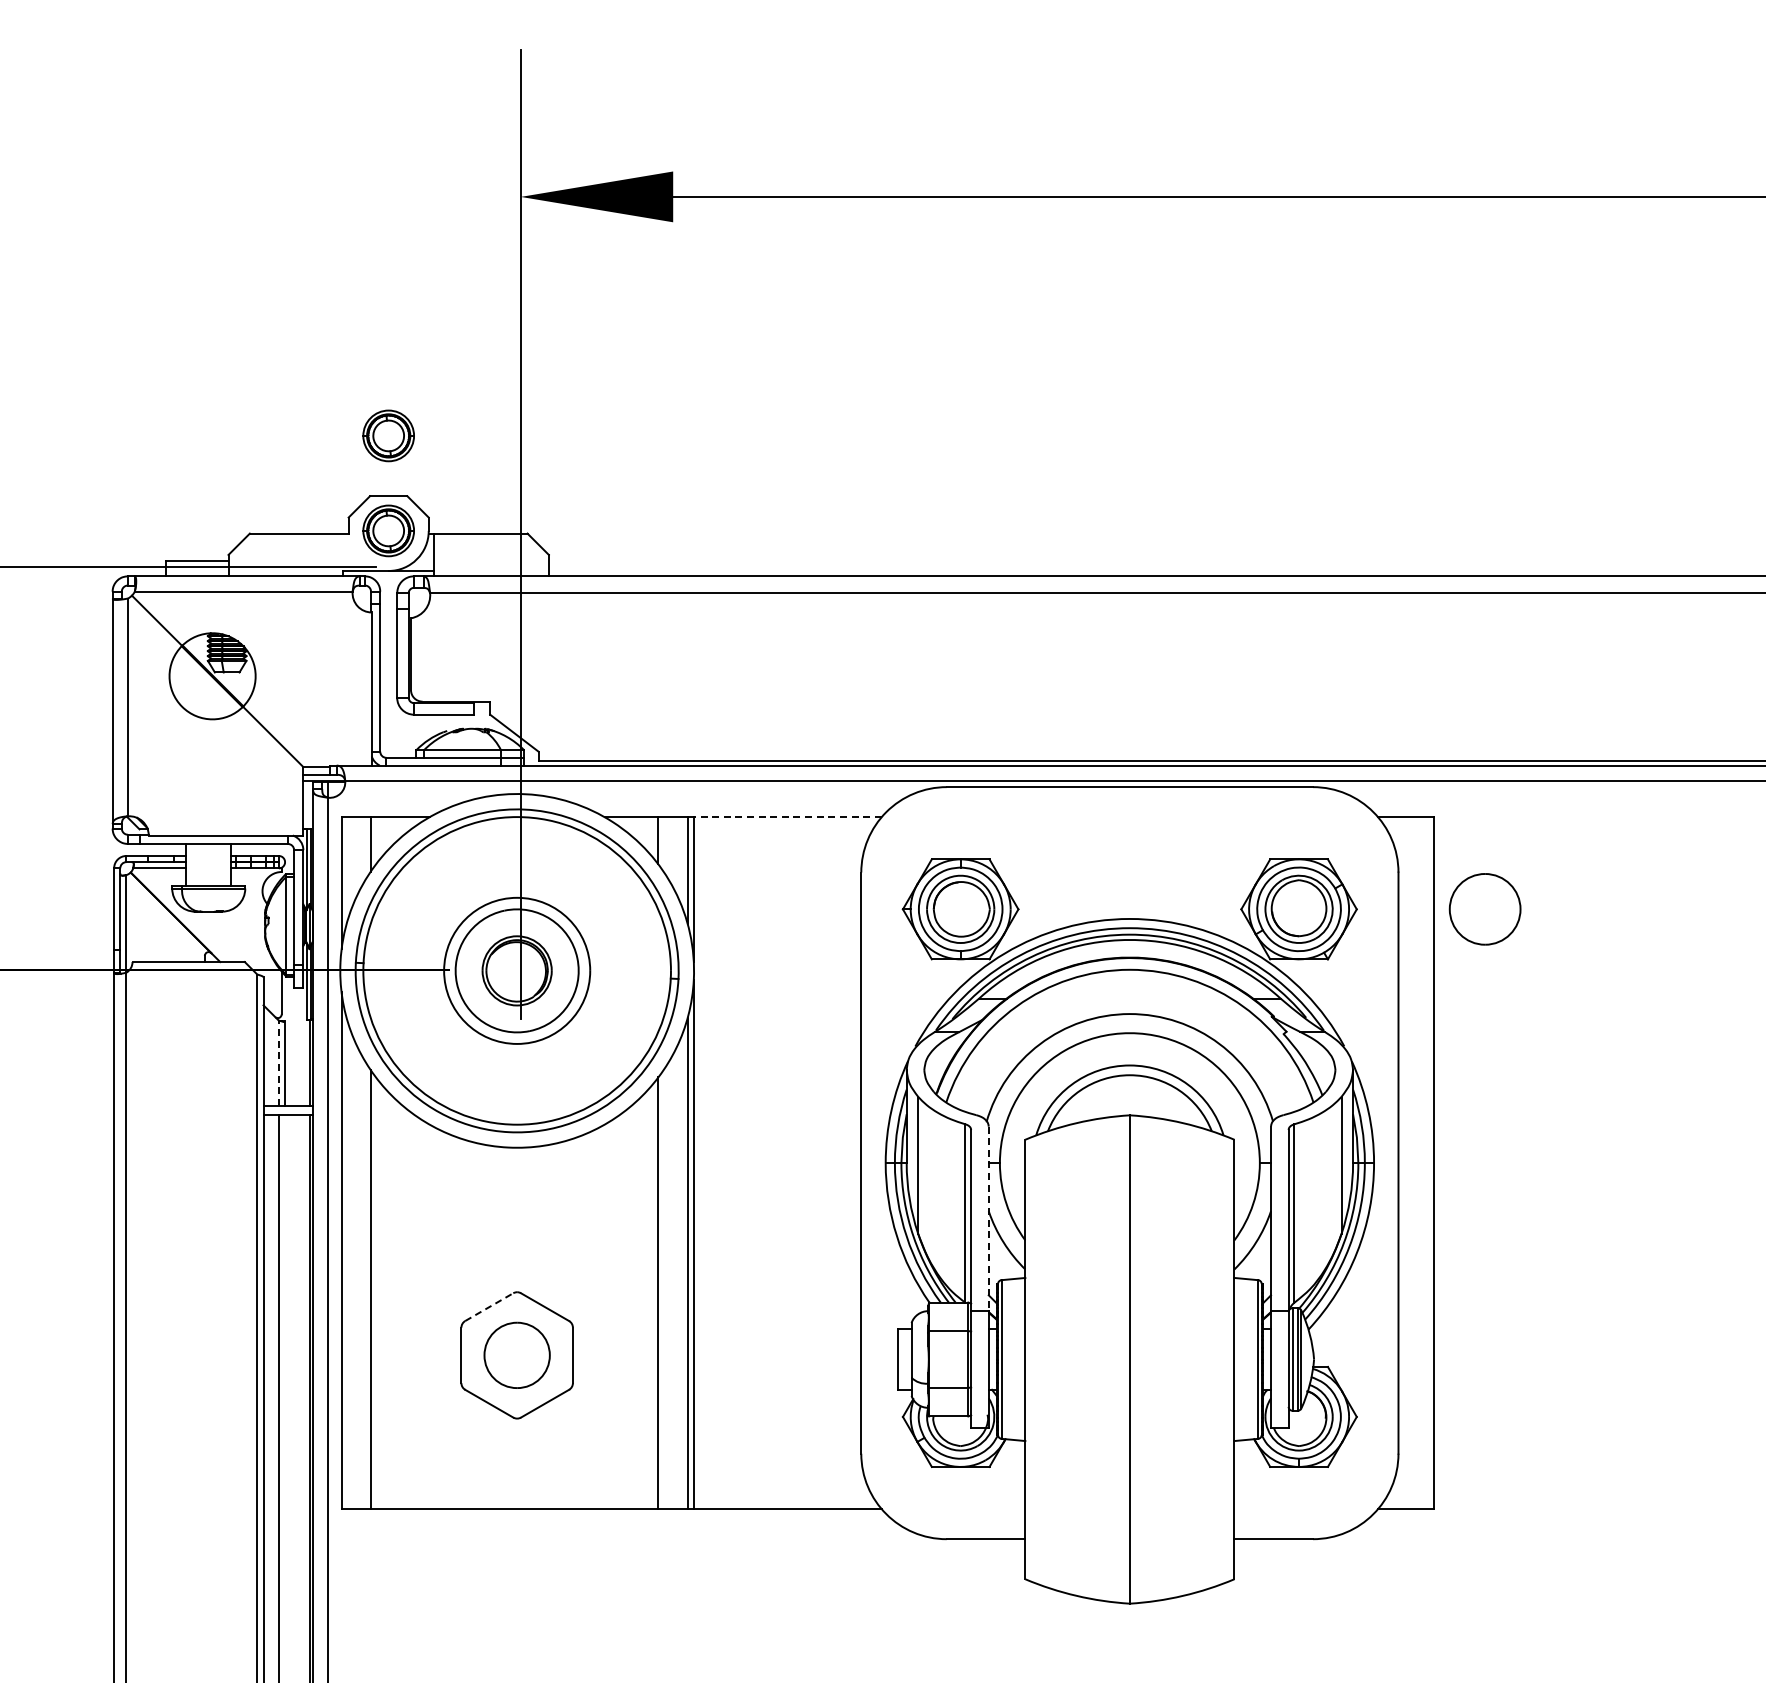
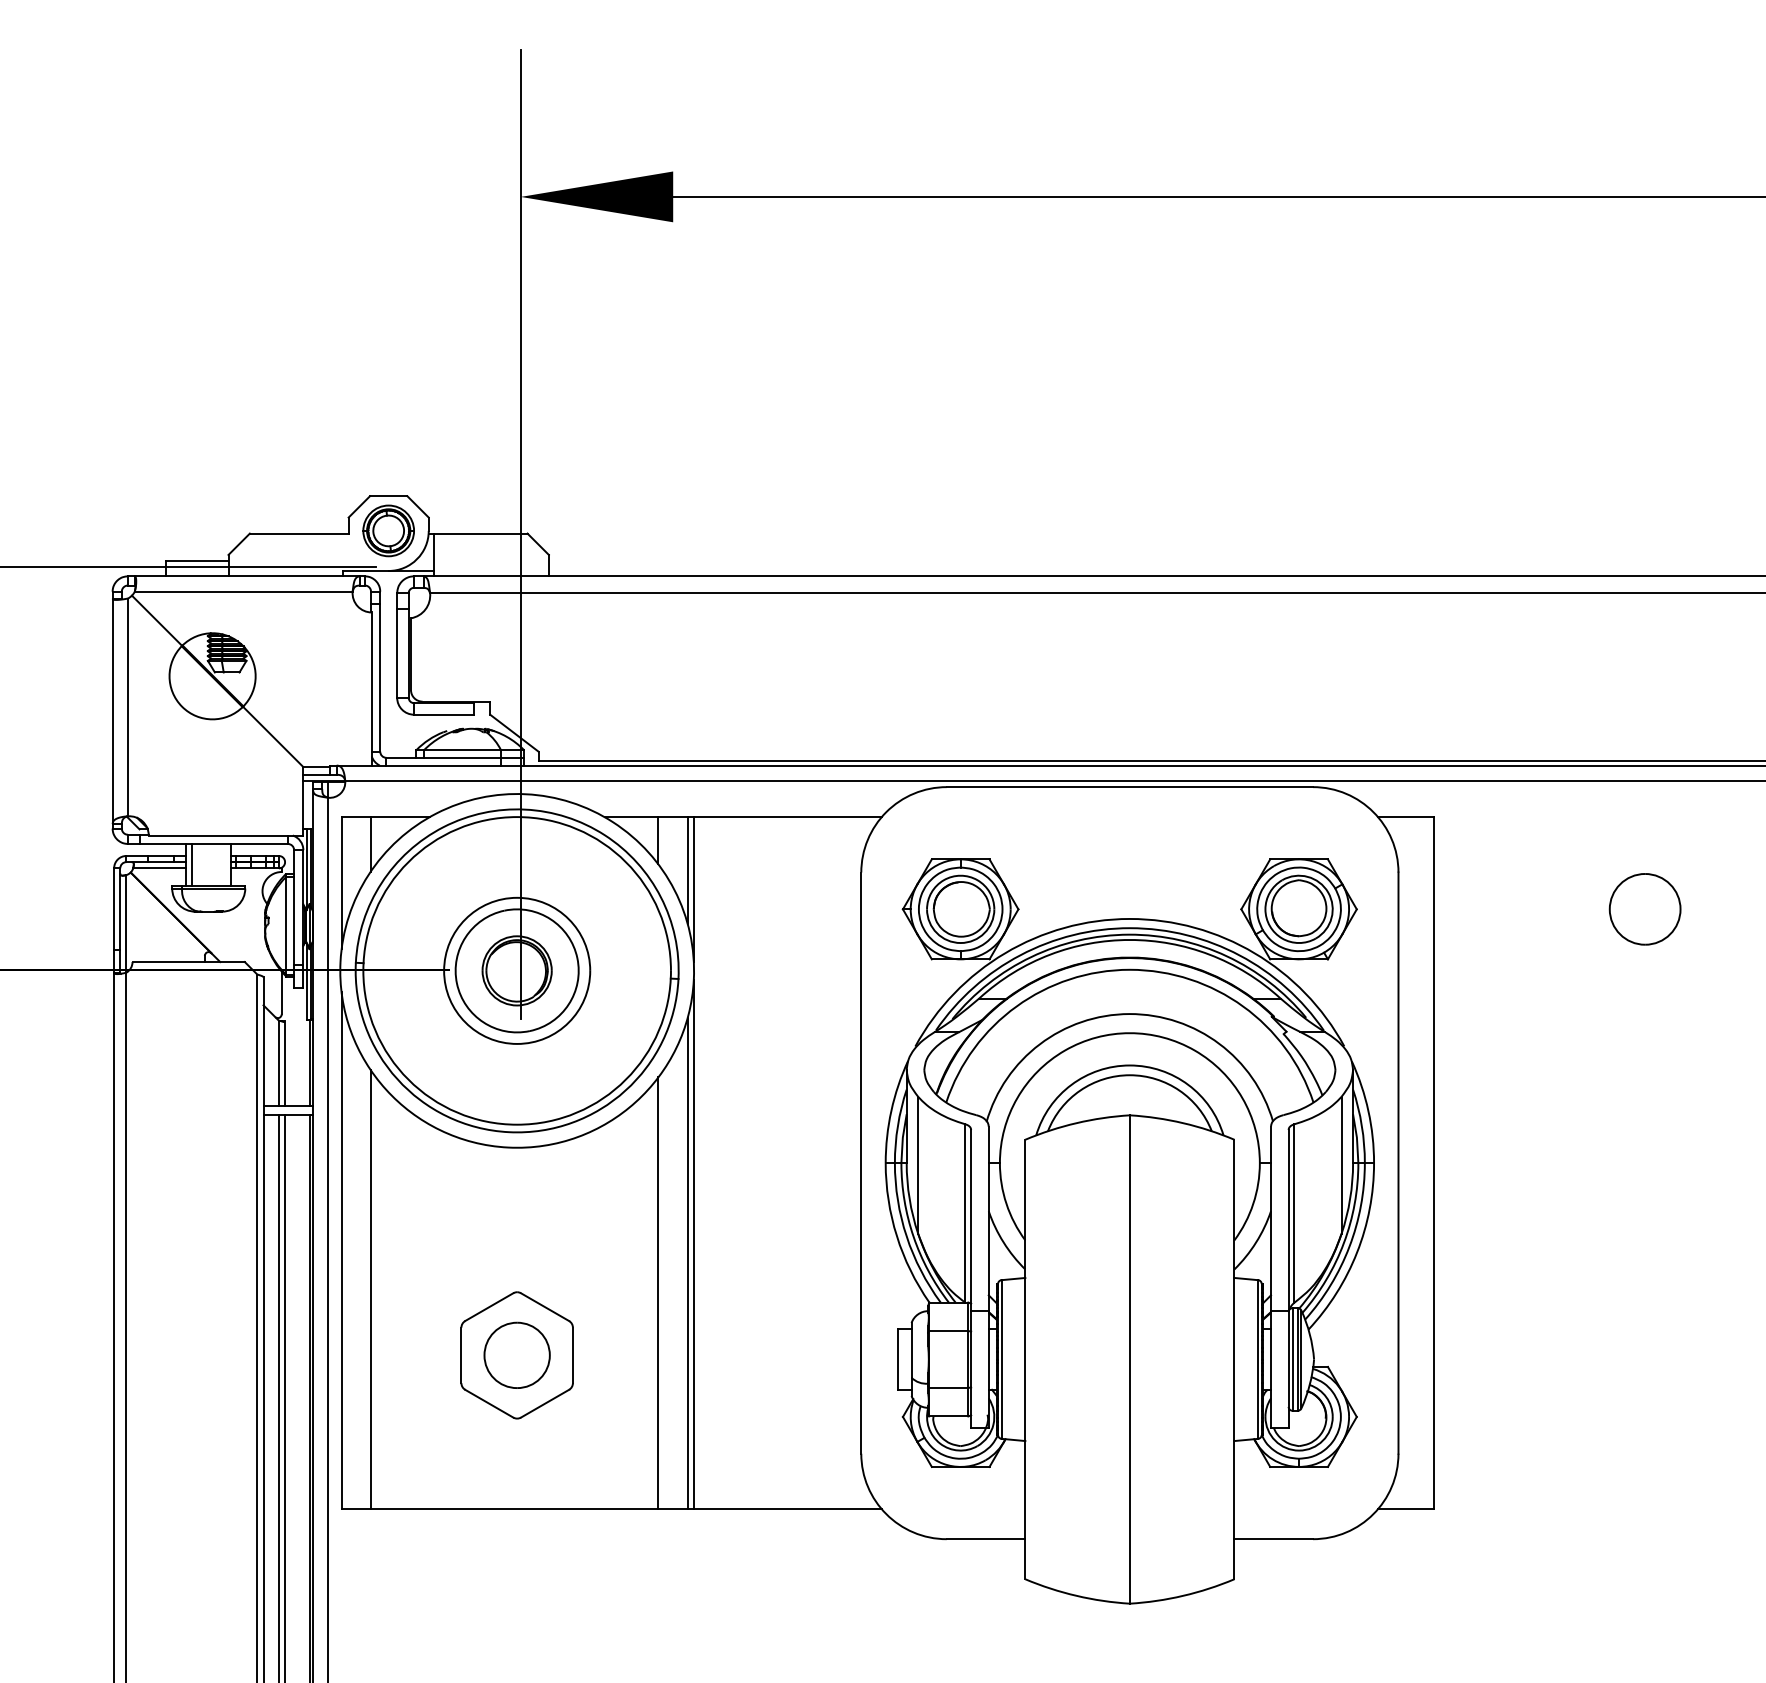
part: present -> none (388, 435)
line: dashed -> solid (787, 817)
line: none -> present (192, 864)
part position: (1484, 909) -> (1644, 909) (1644, 909)
line: dashed -> solid (278, 1063)
line: dashed -> solid (988, 1219)
line: dashed -> solid (489, 1307)
line: none -> present (285, 1396)
